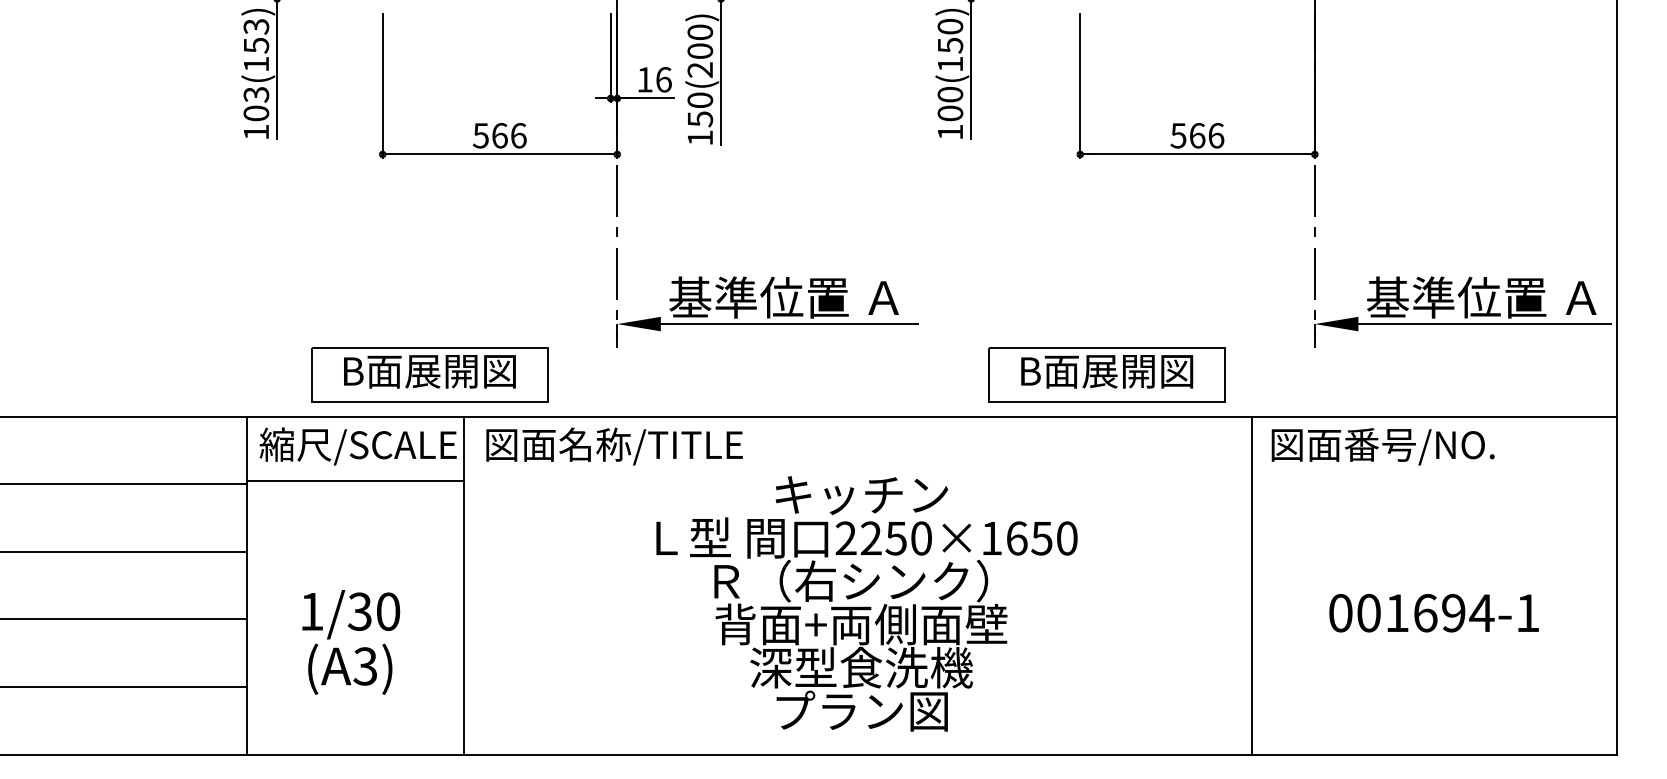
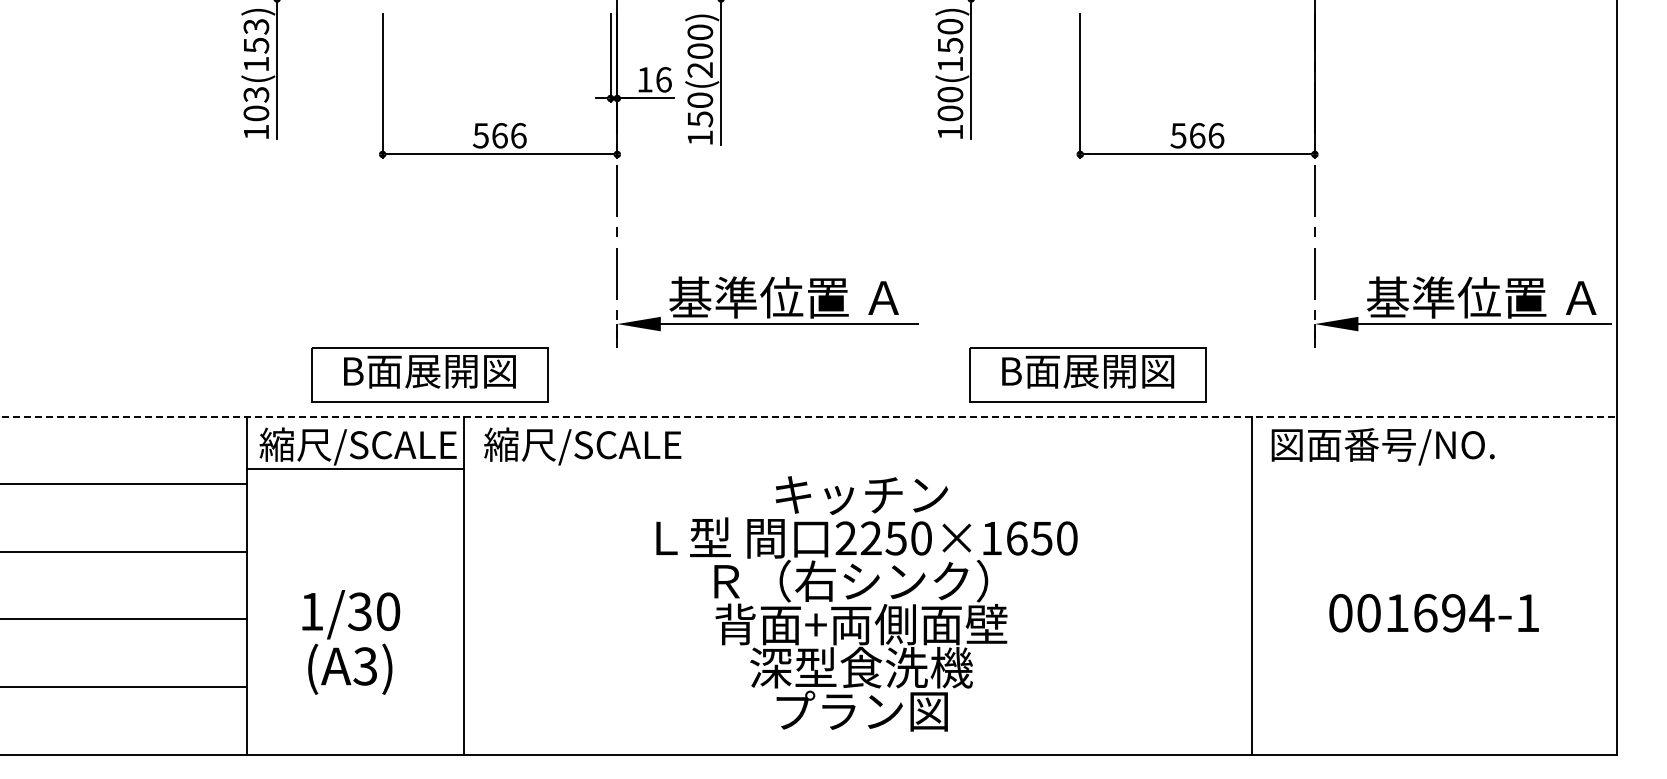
part position: (1106, 374) -> (1087, 374) (1087, 374)
line: solid -> dashed (809, 416)
text: 図面名称/TITLE -> 縮尺/SCALE (613, 446)
line position: (354, 480) -> (354, 468) (354, 468)
